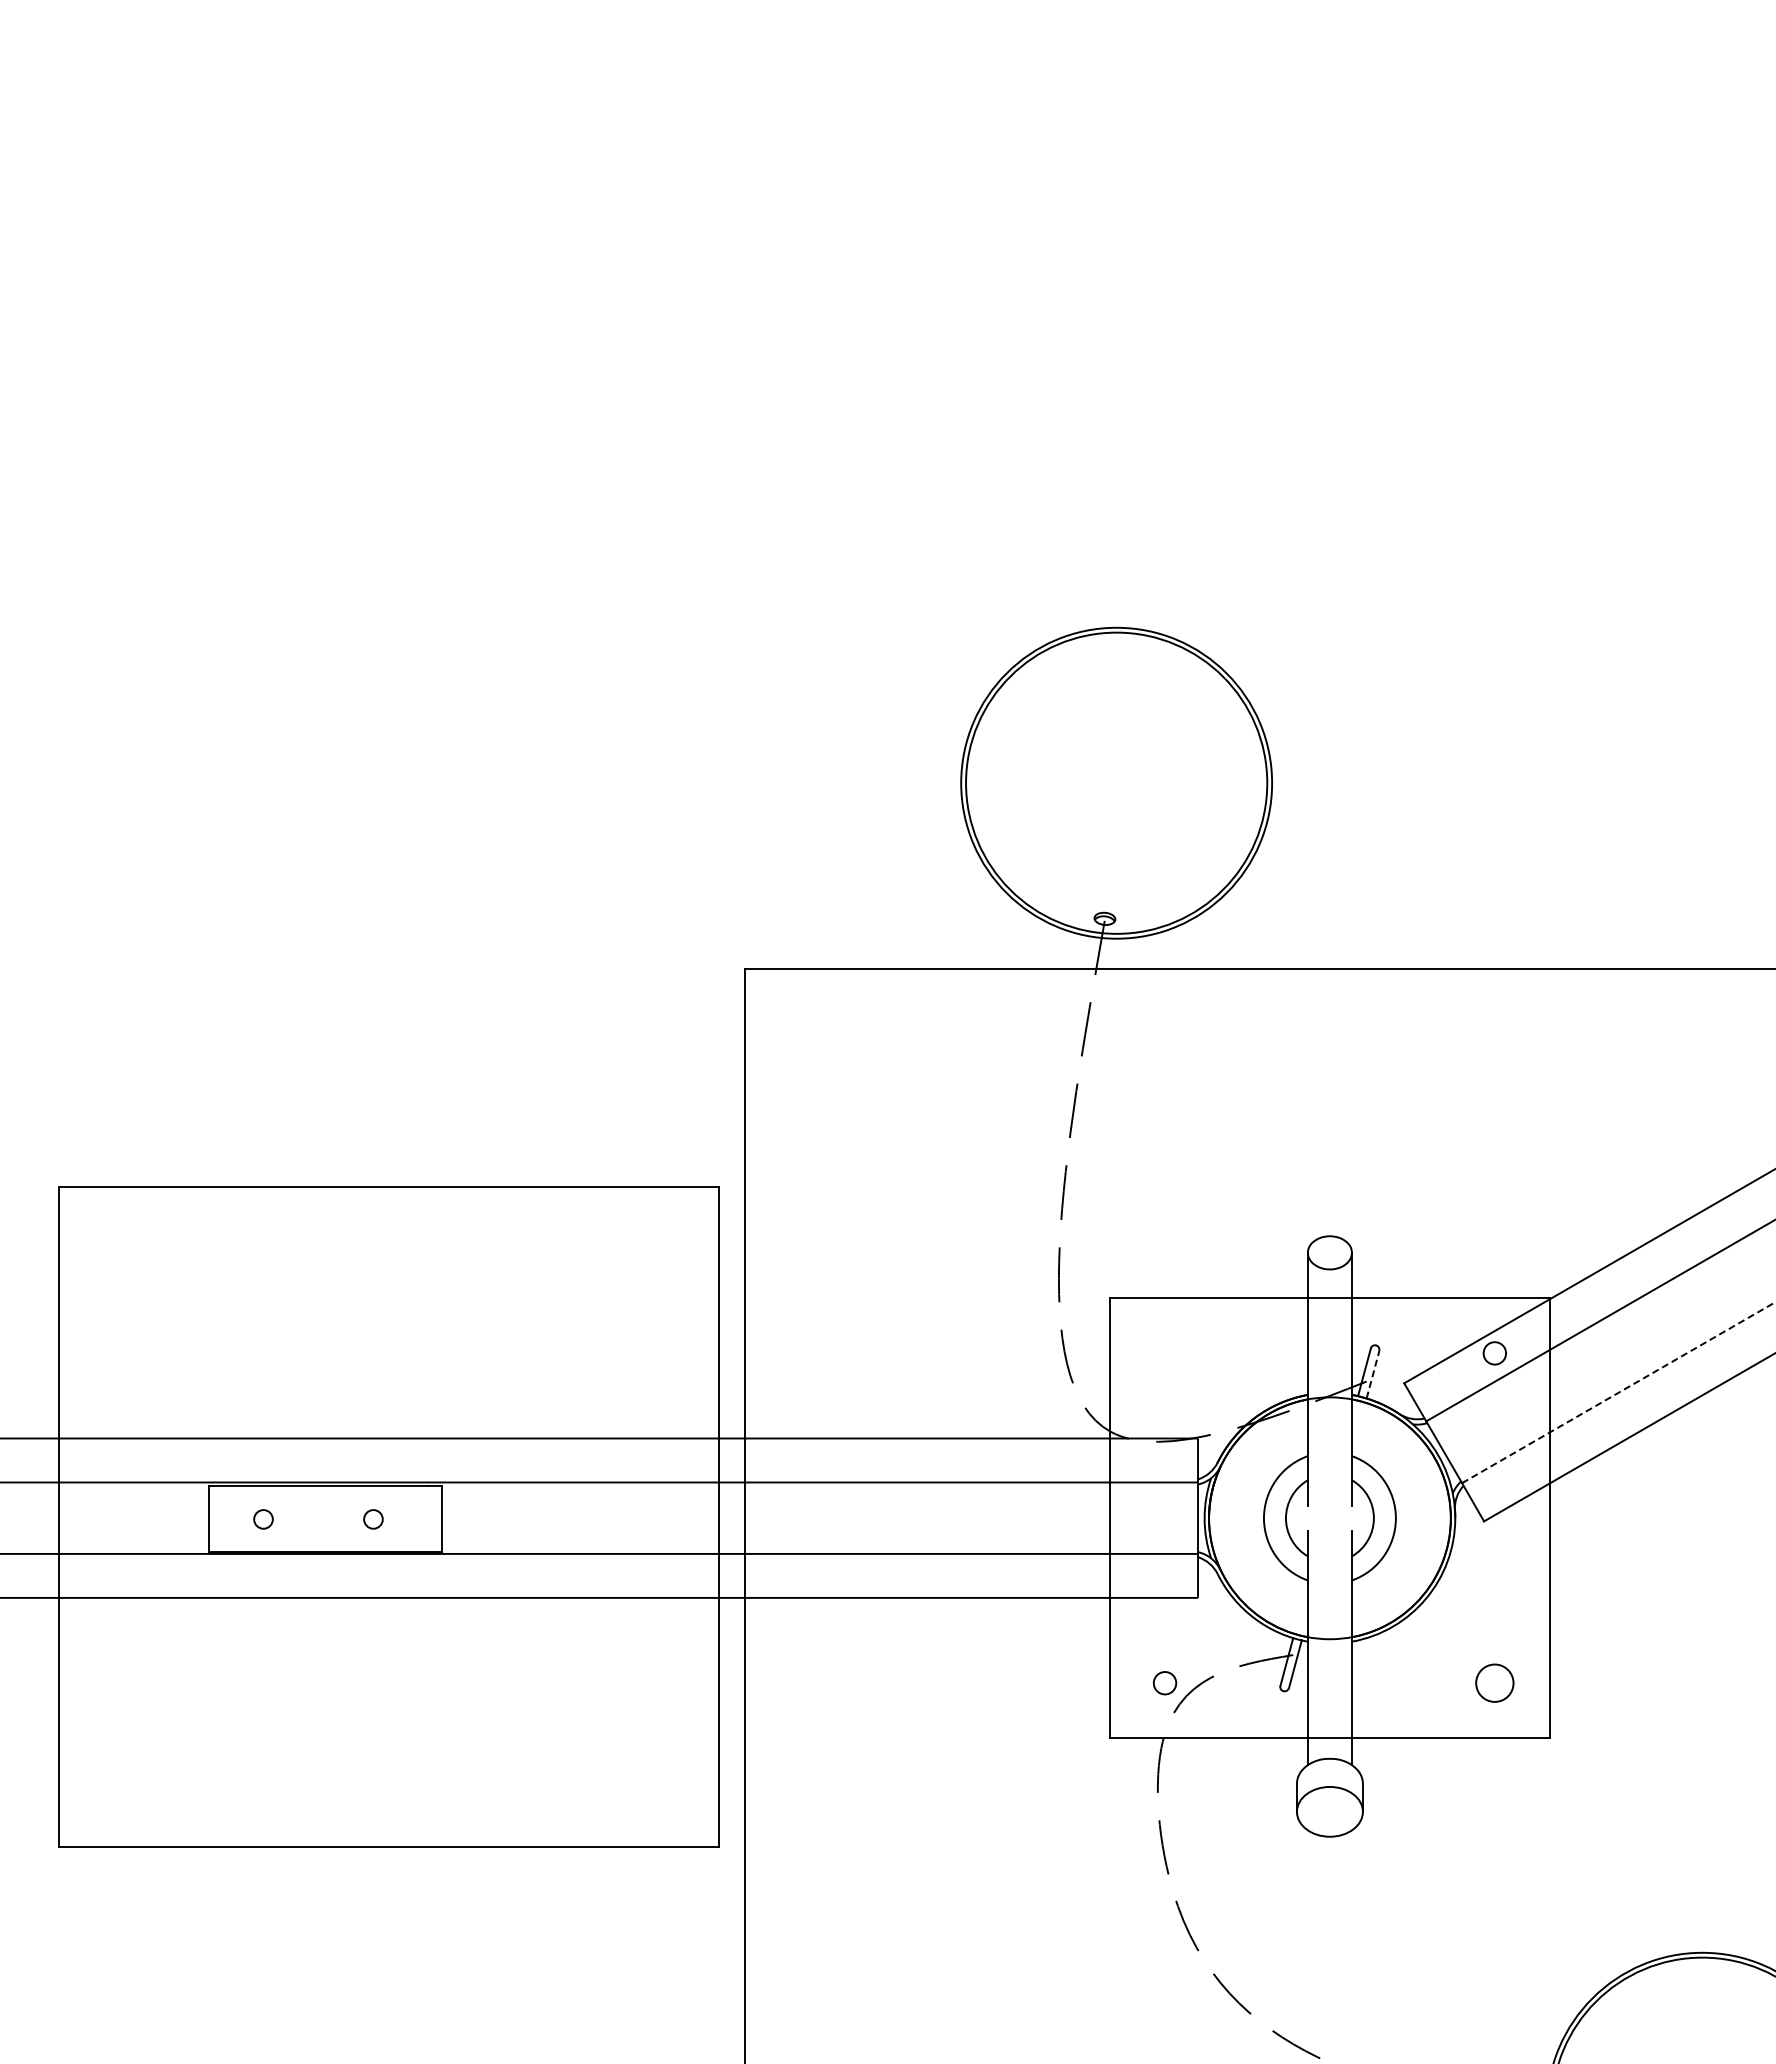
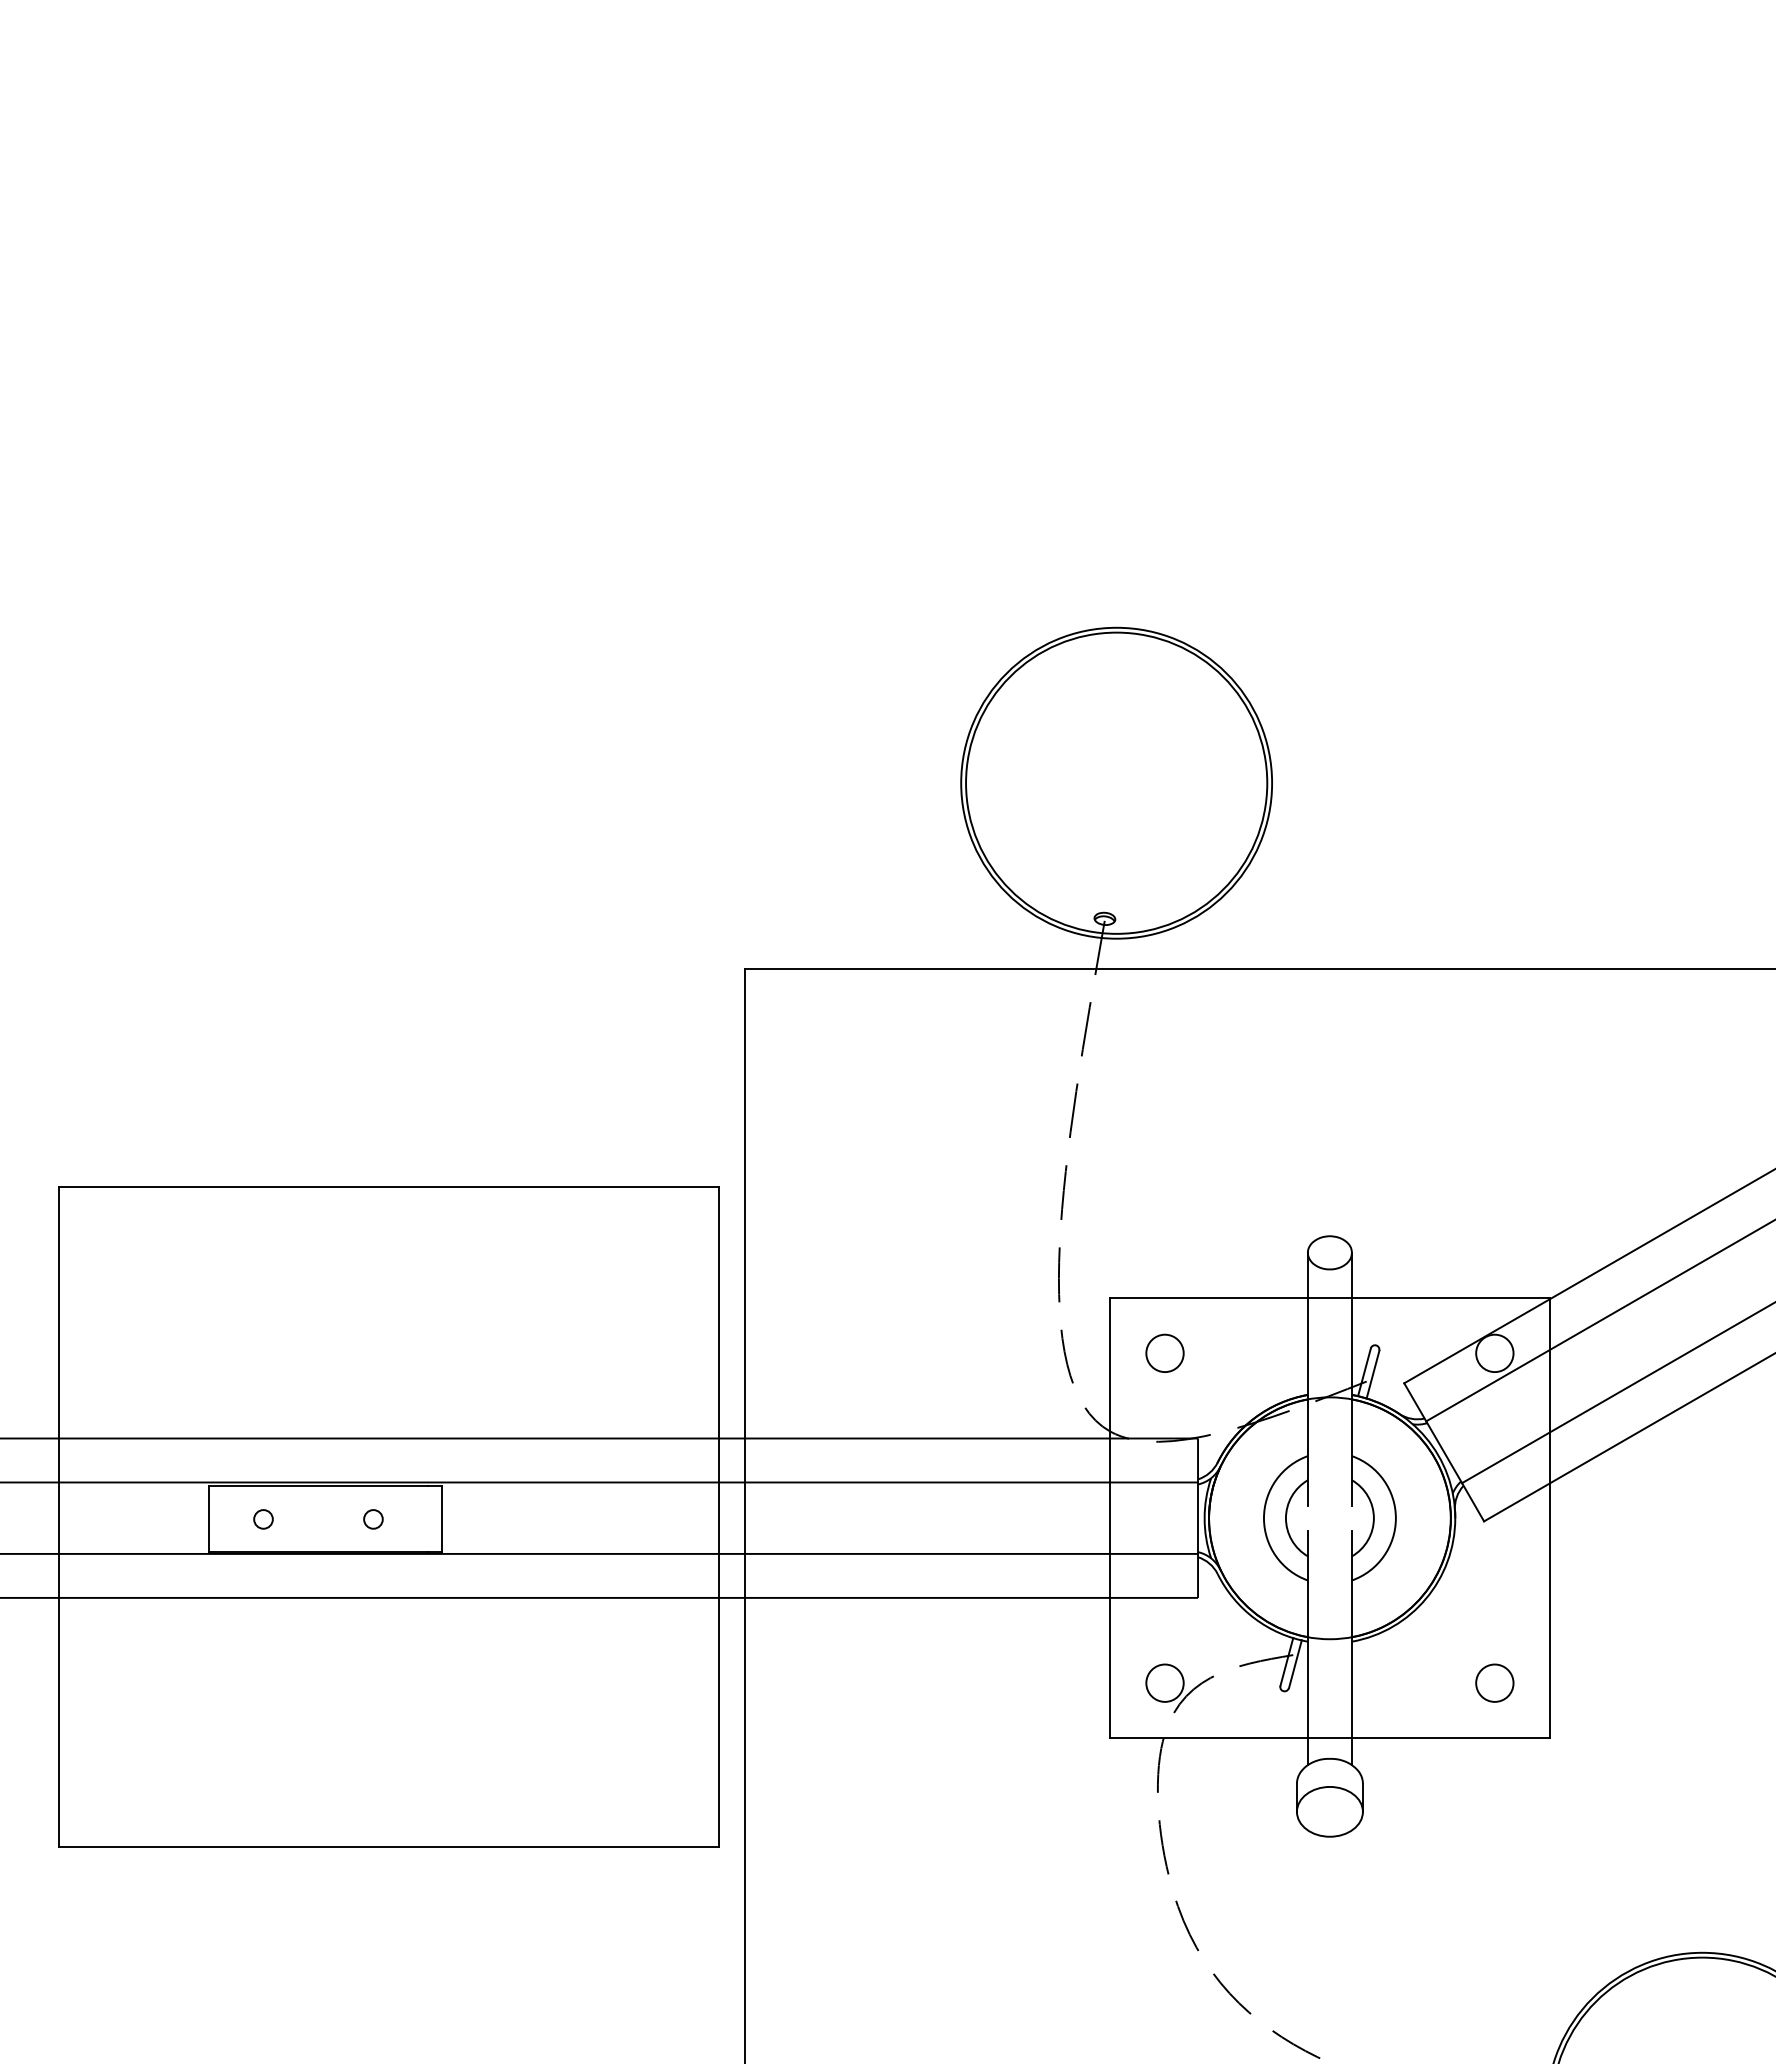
circle: none -> present (1164, 1352)
circle diameter: 22 px -> 37 px (1494, 1353)
line: dashed -> solid (1373, 1374)
line: dashed -> solid (1618, 1392)
circle diameter: 22 px -> 37 px (1164, 1682)
